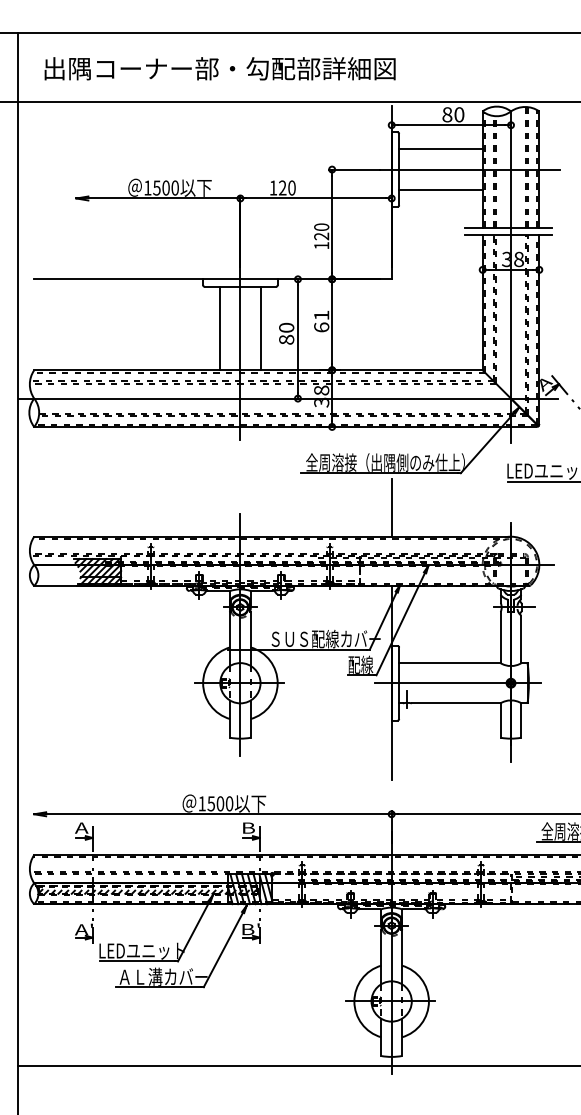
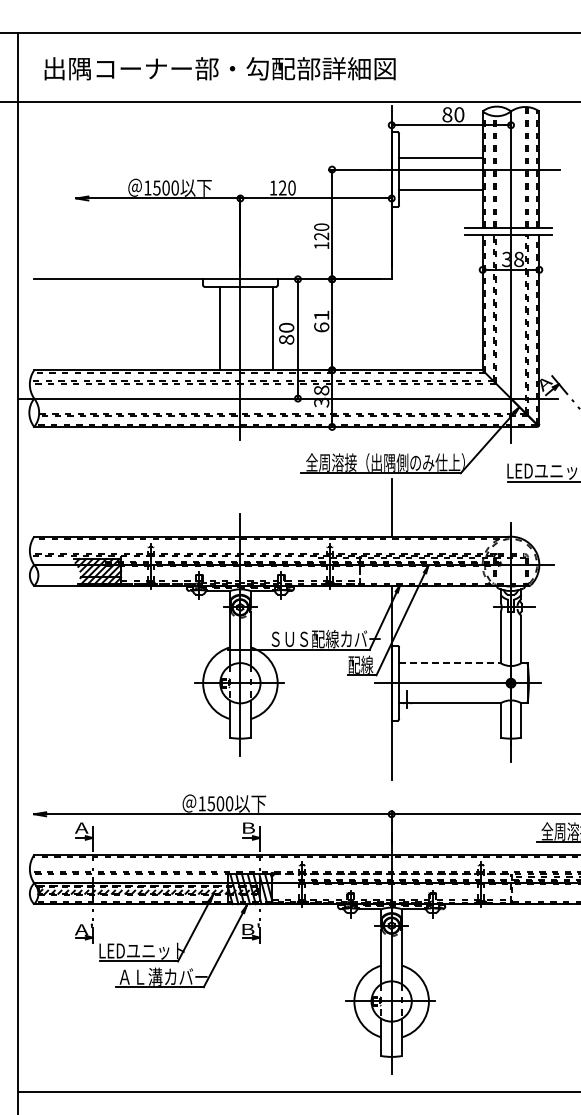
line position: (440, 149) -> (440, 158) (440, 158)
line position: (260, 328) -> (272, 328) (272, 328)
line: solid -> dashed (449, 663)
line position: (297, 1066) -> (297, 1092) (297, 1092)
